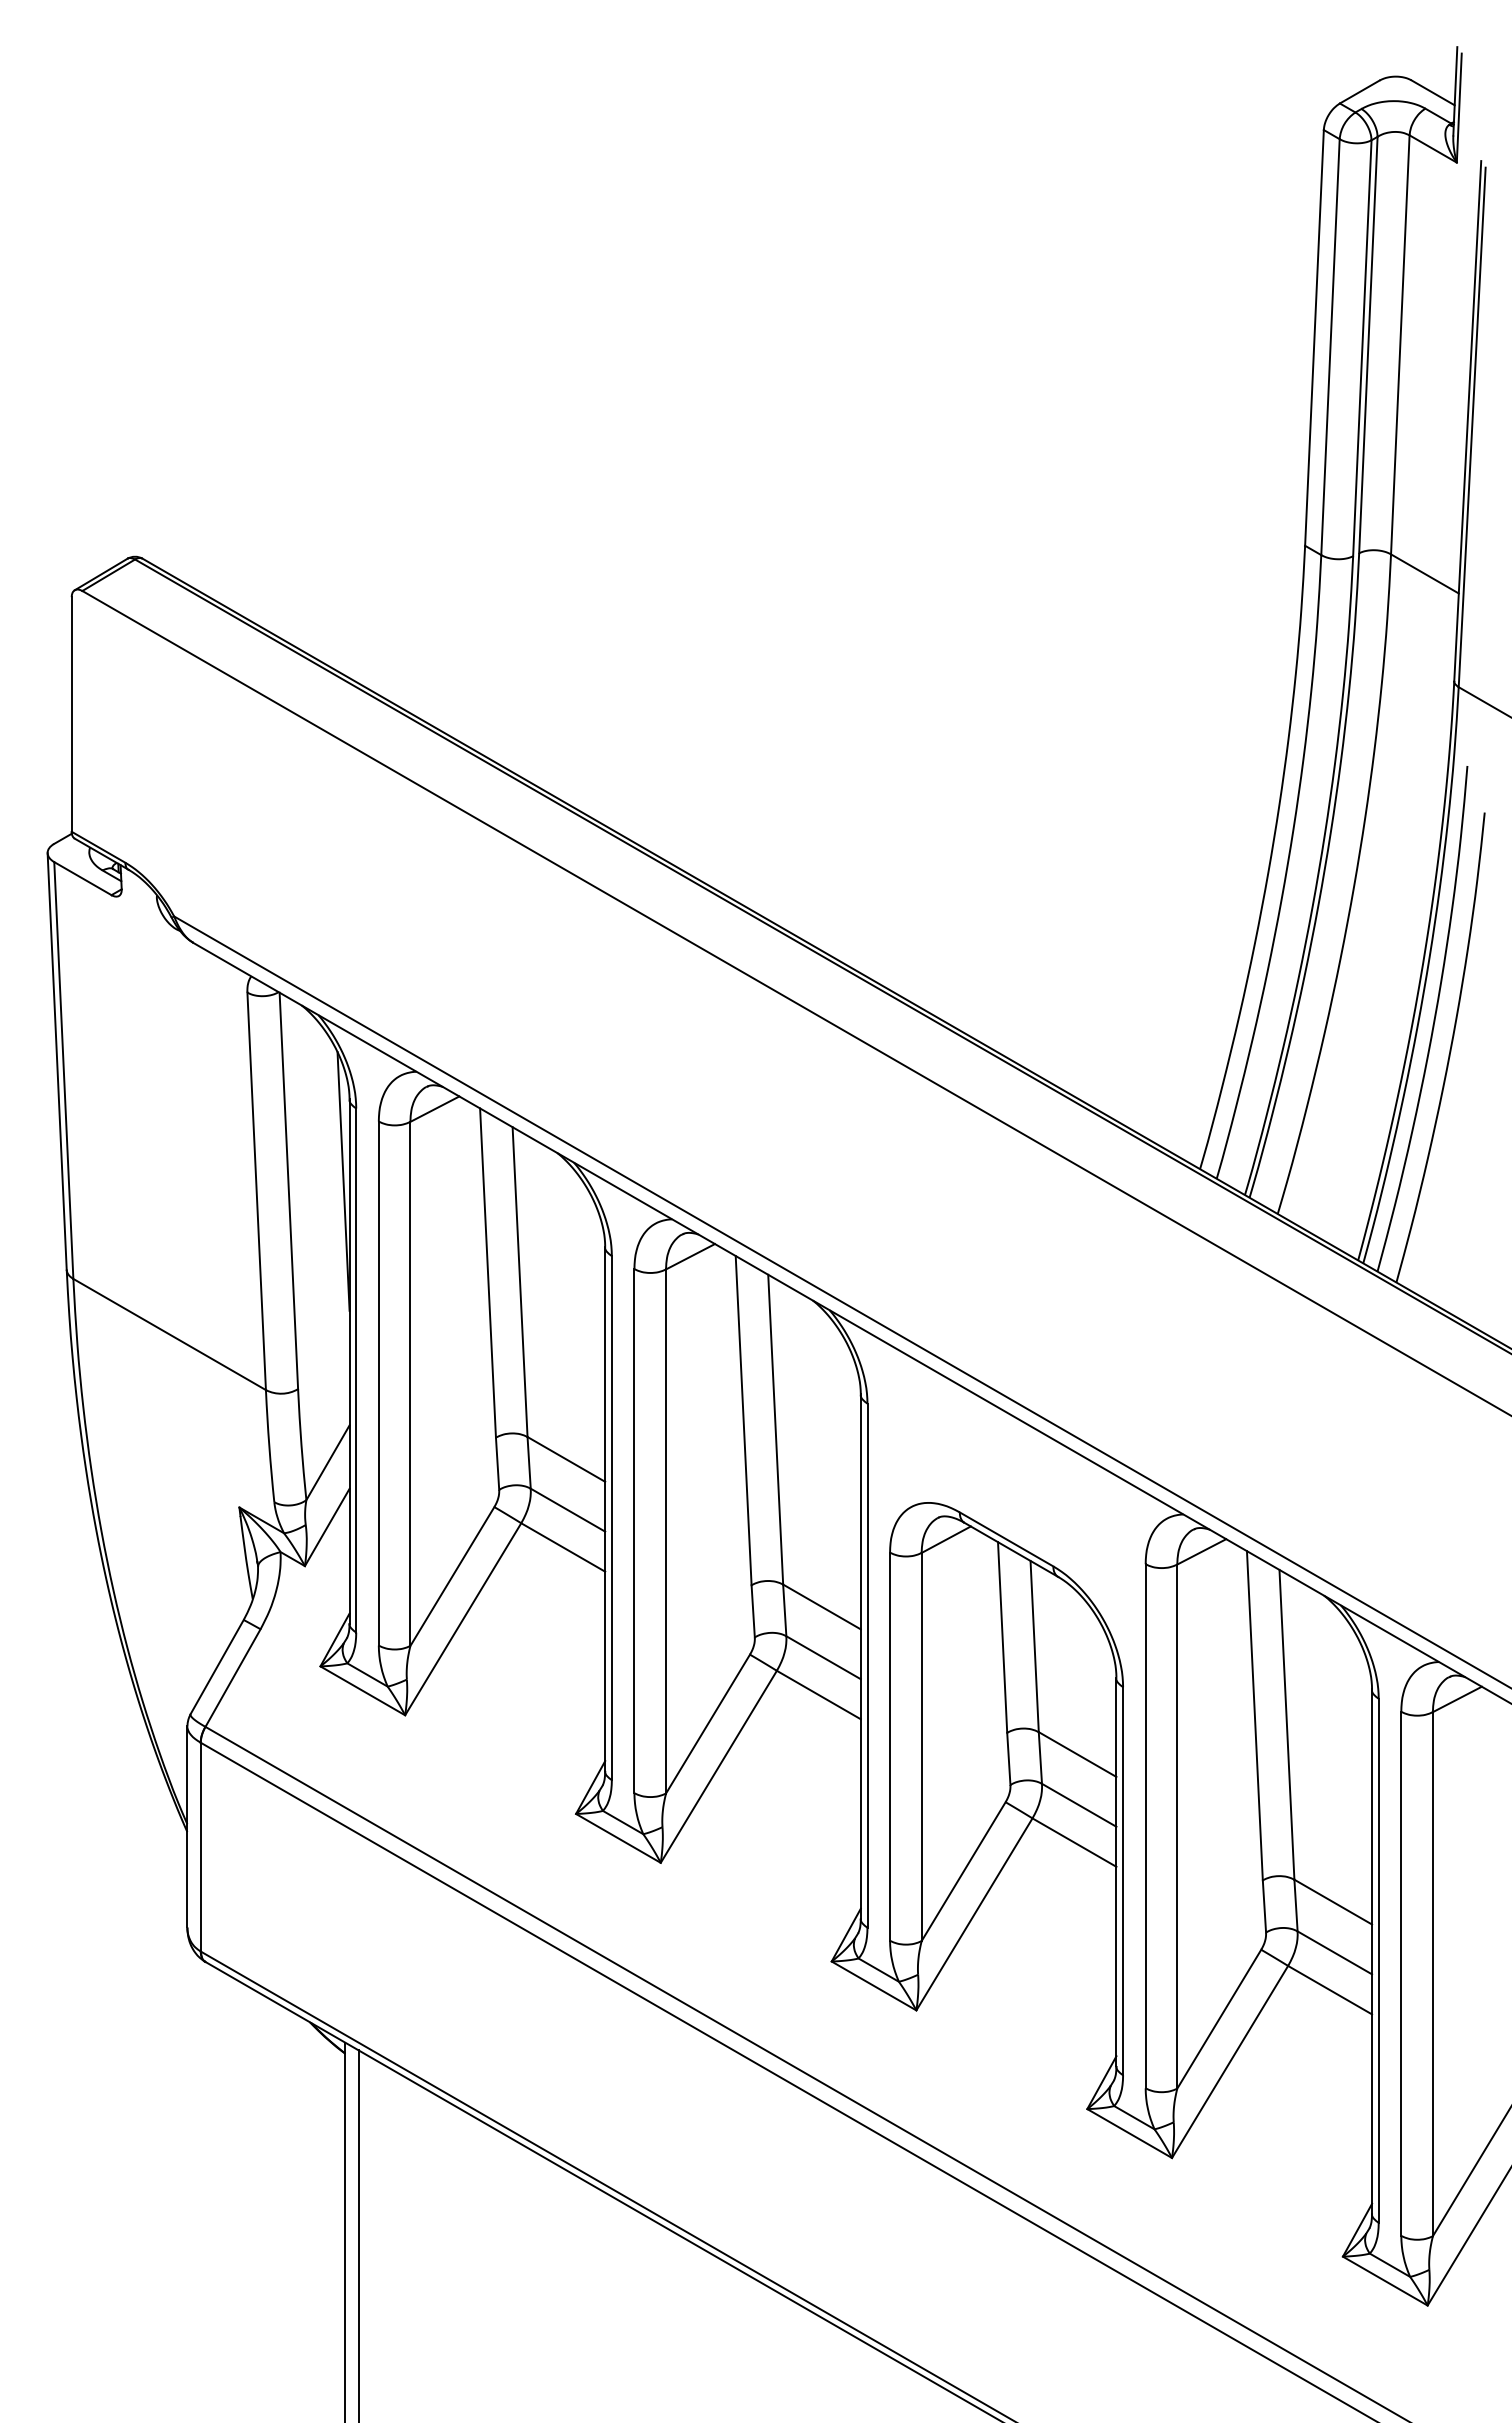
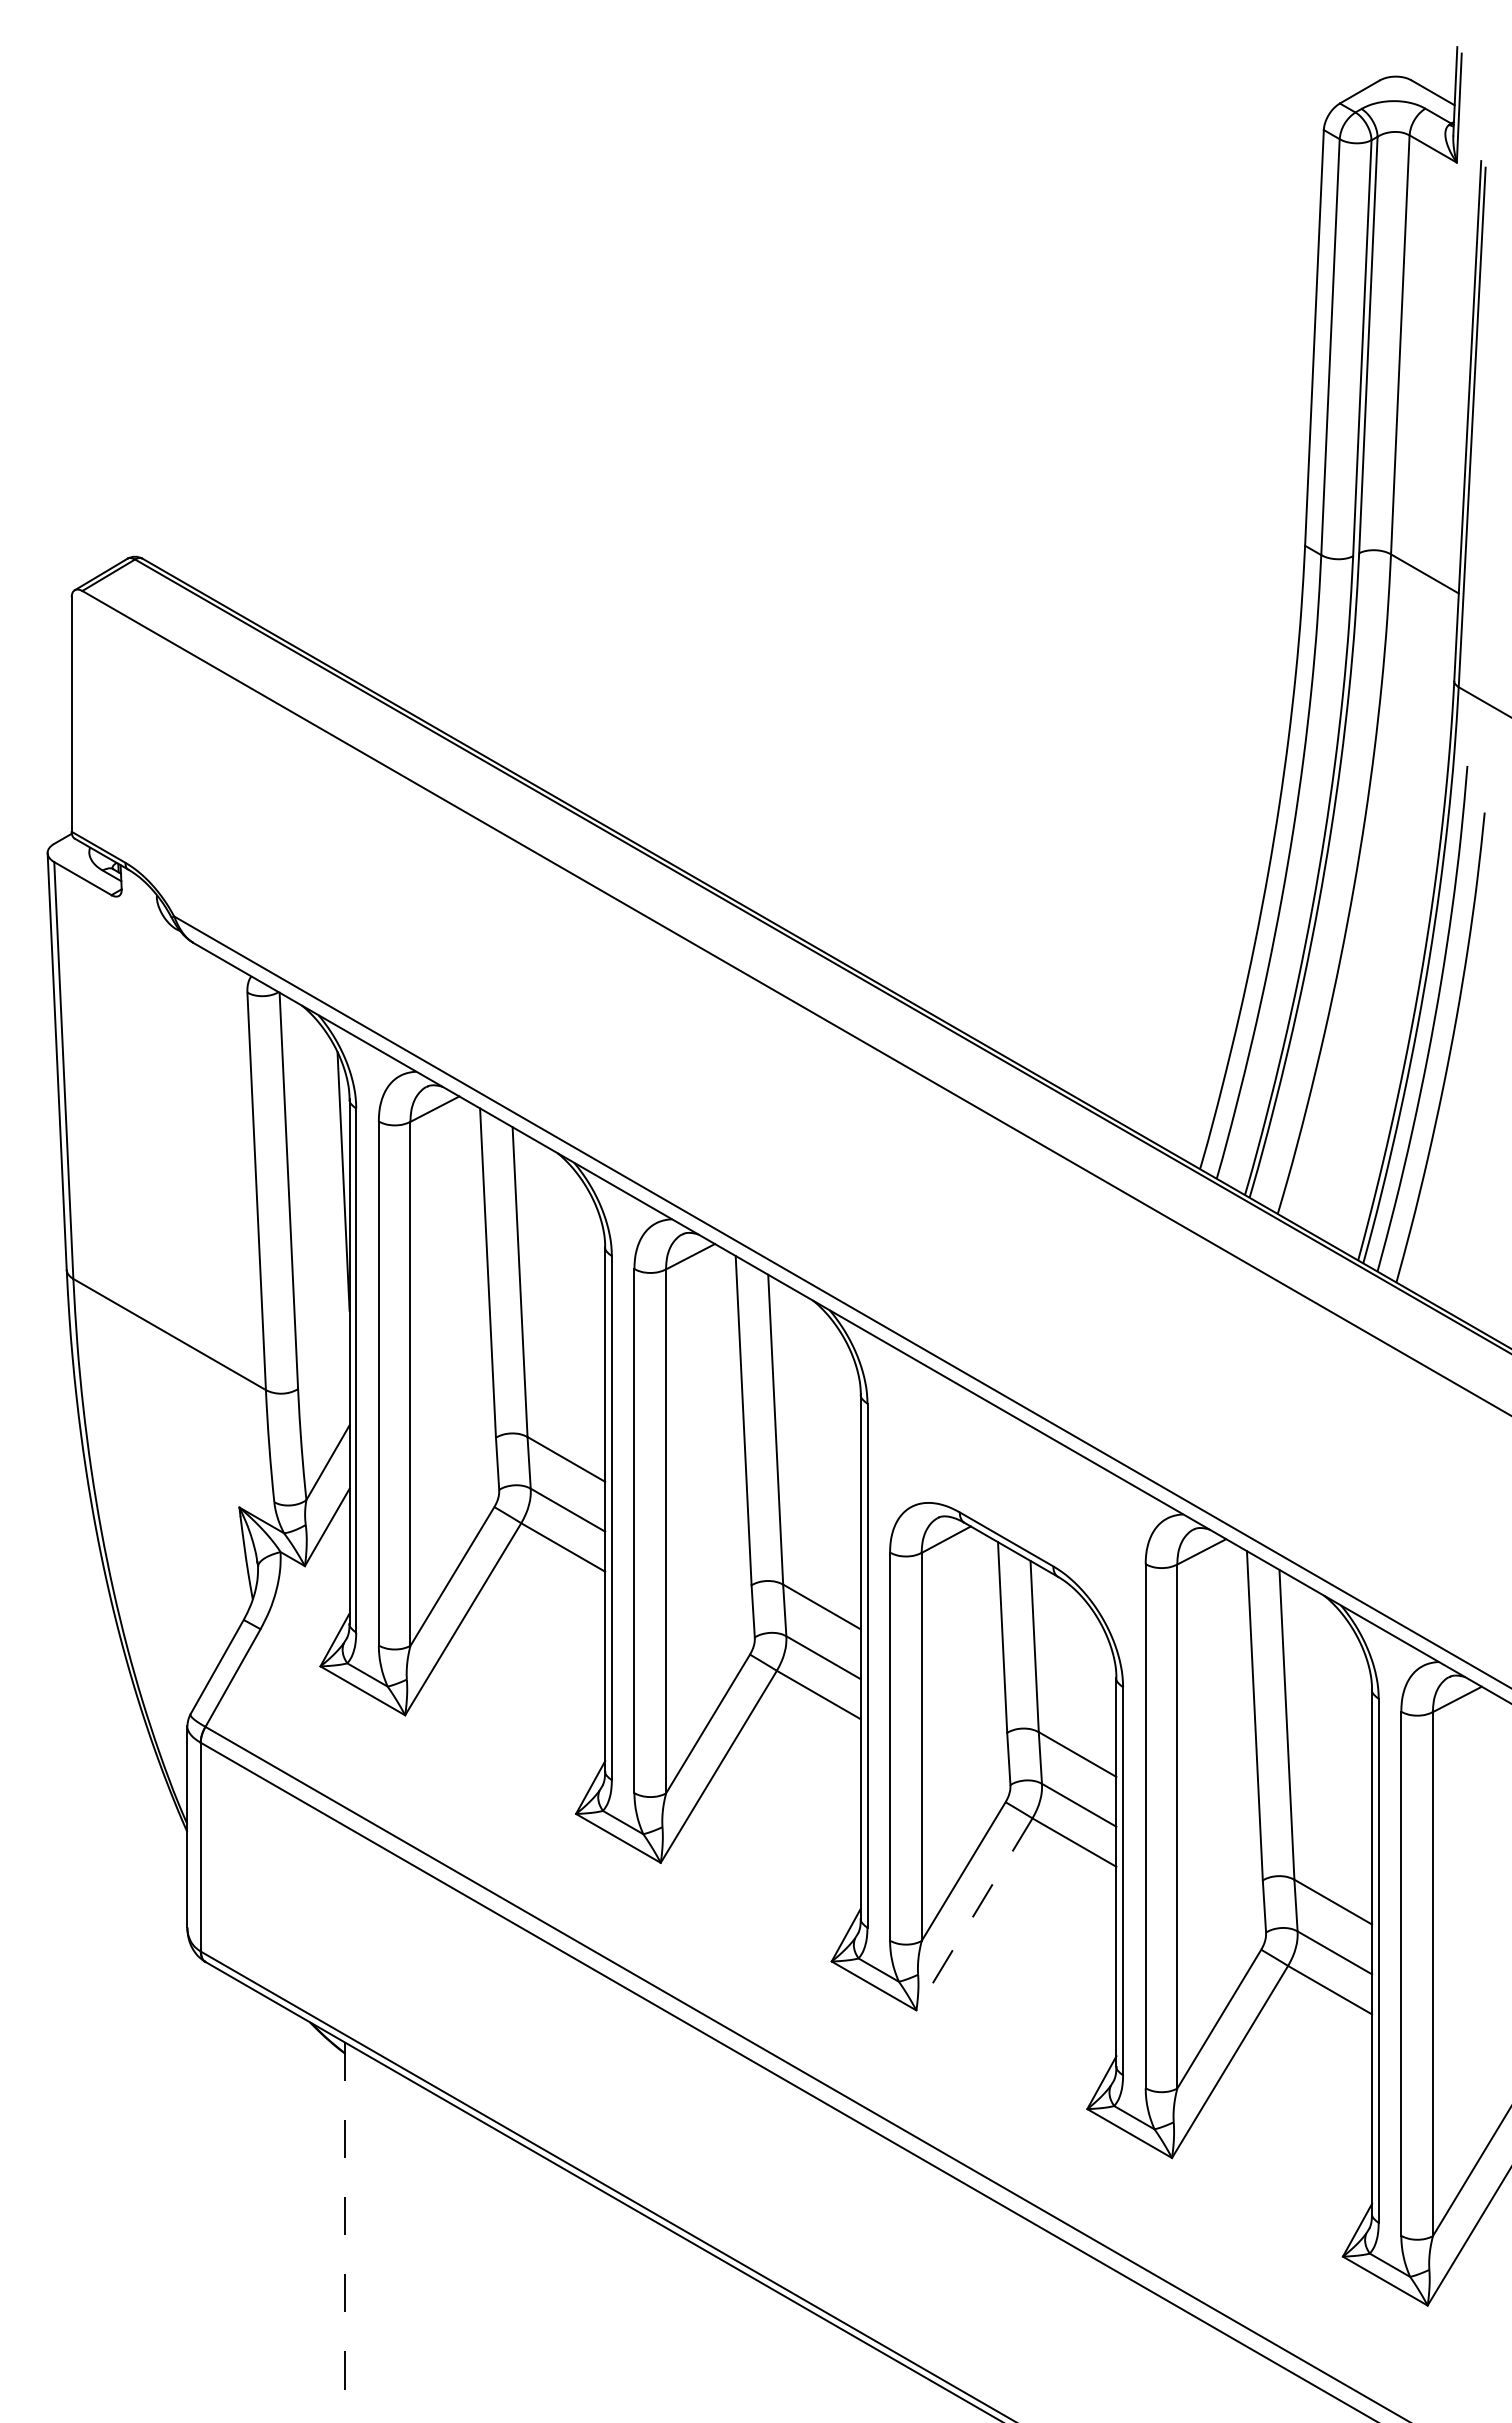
line: solid -> dashed (974, 1914)
line: solid -> dashed (345, 2232)
line: present -> none (358, 2234)
